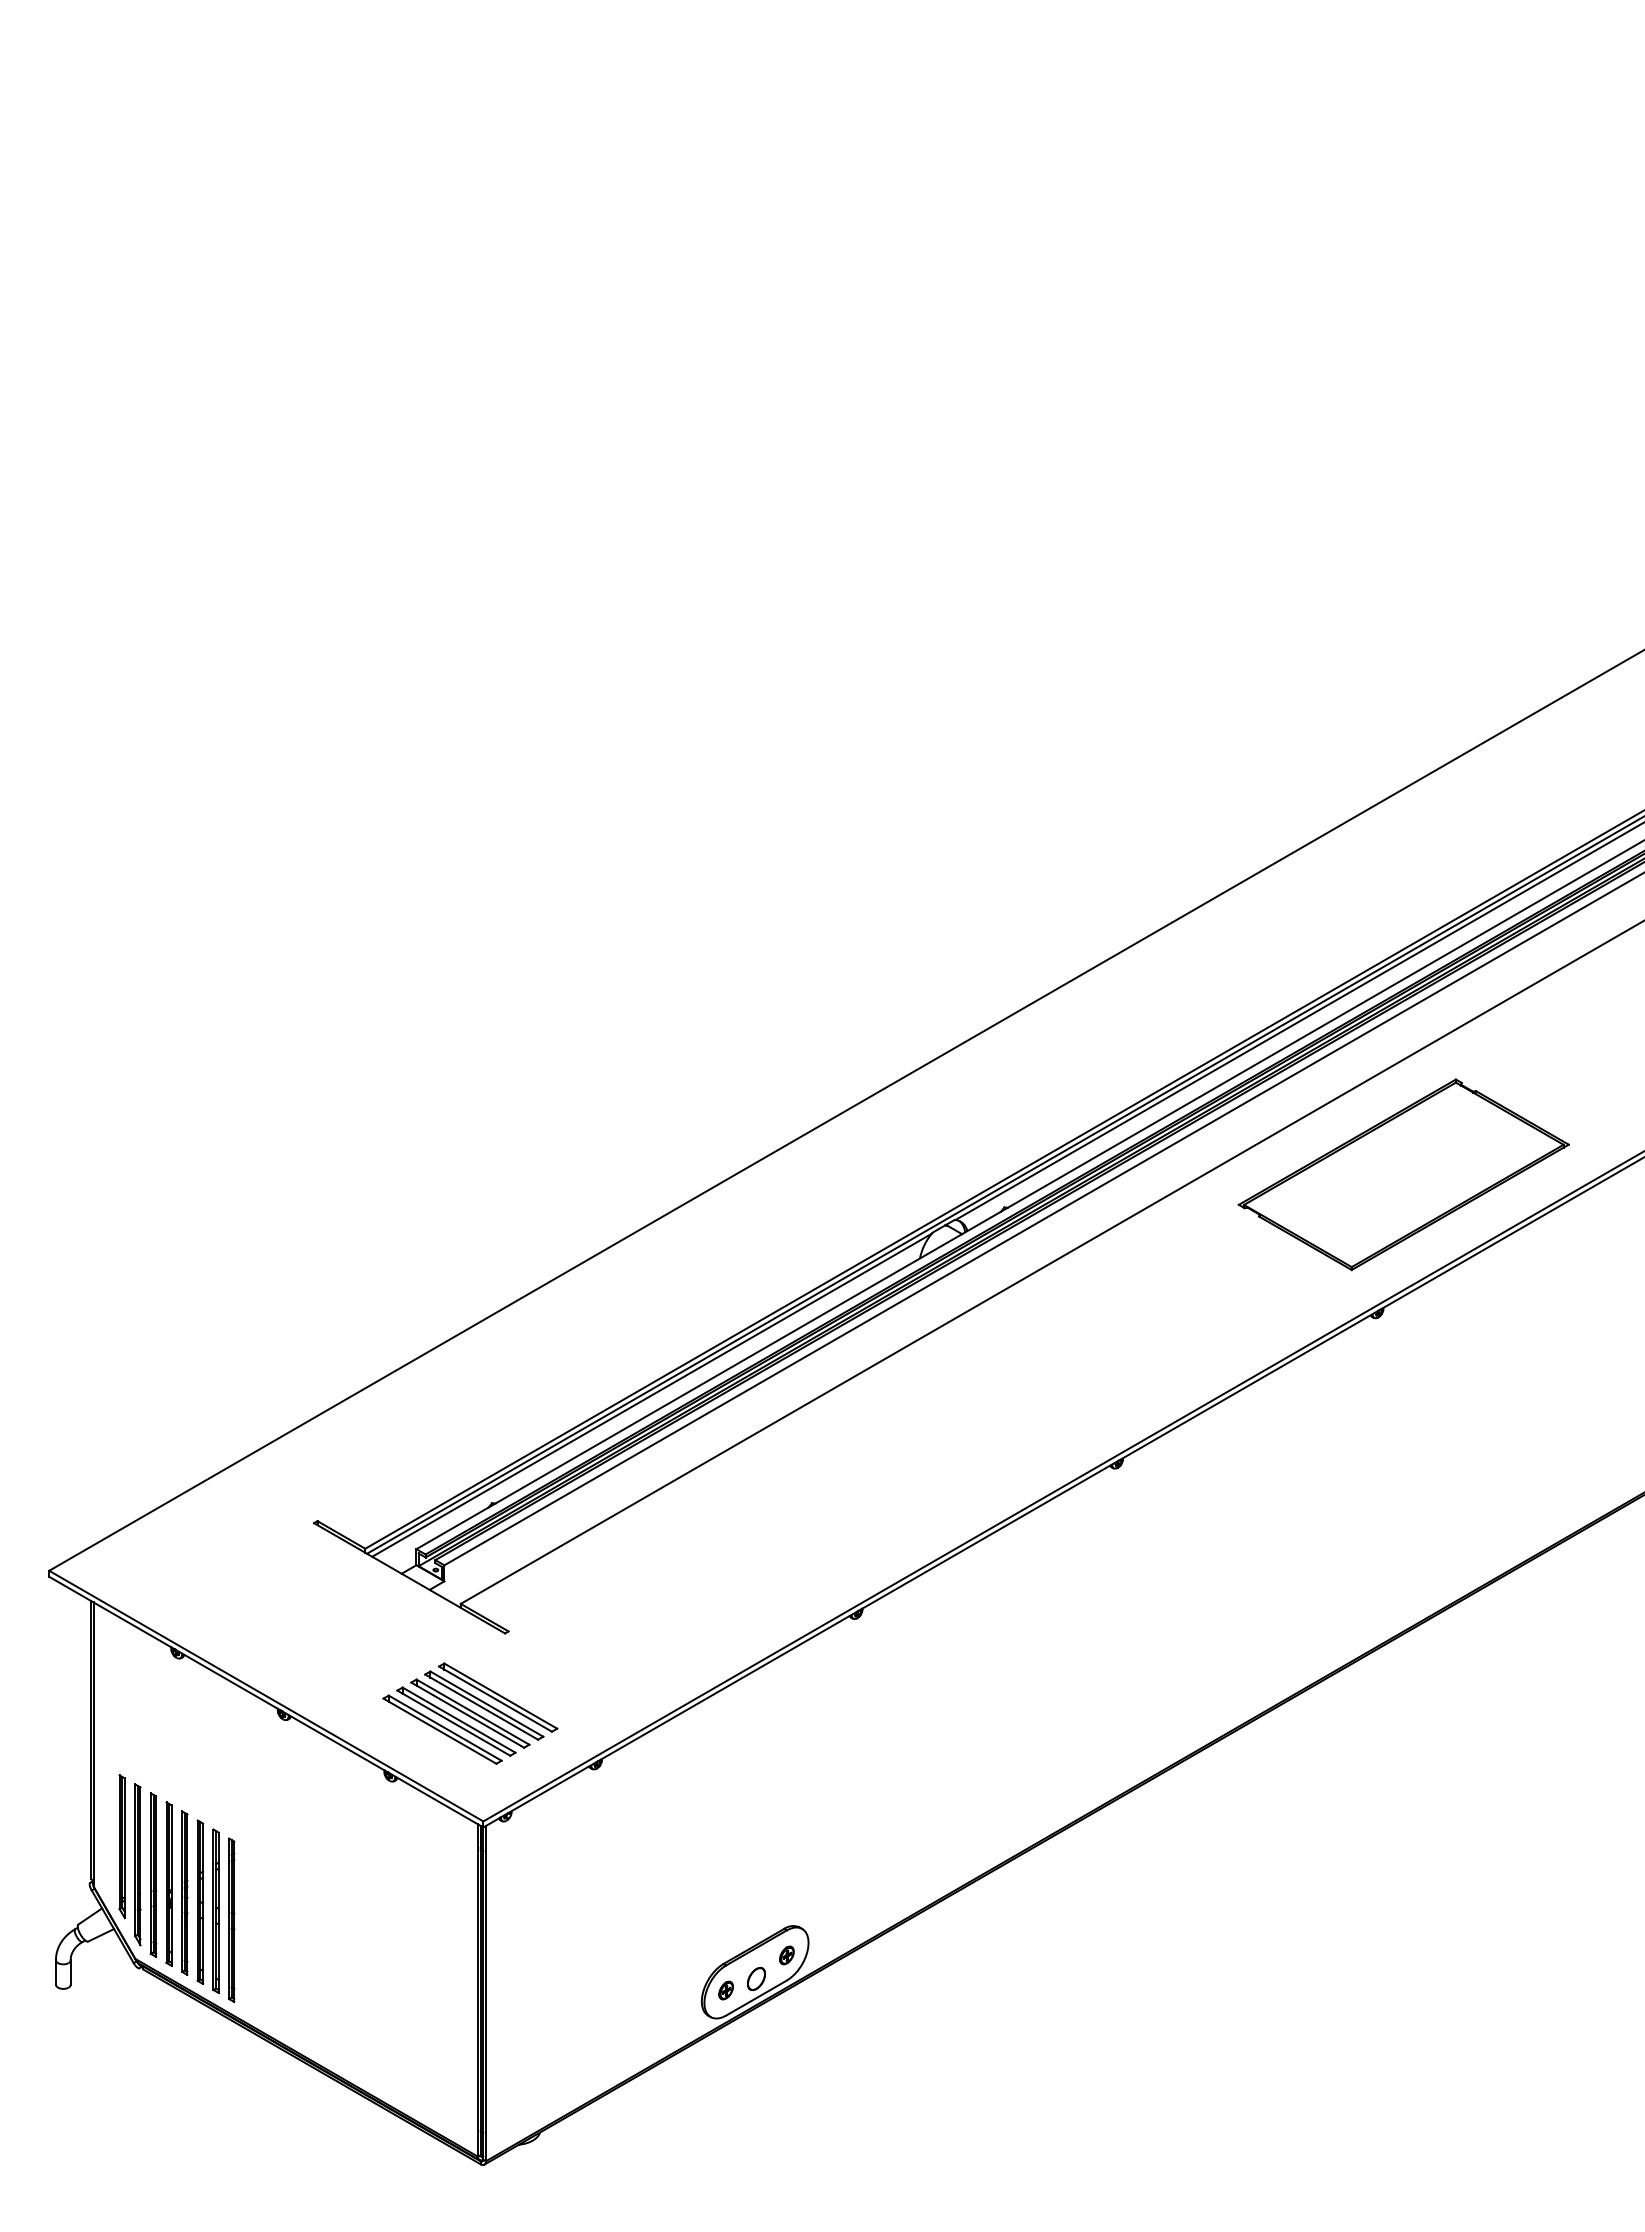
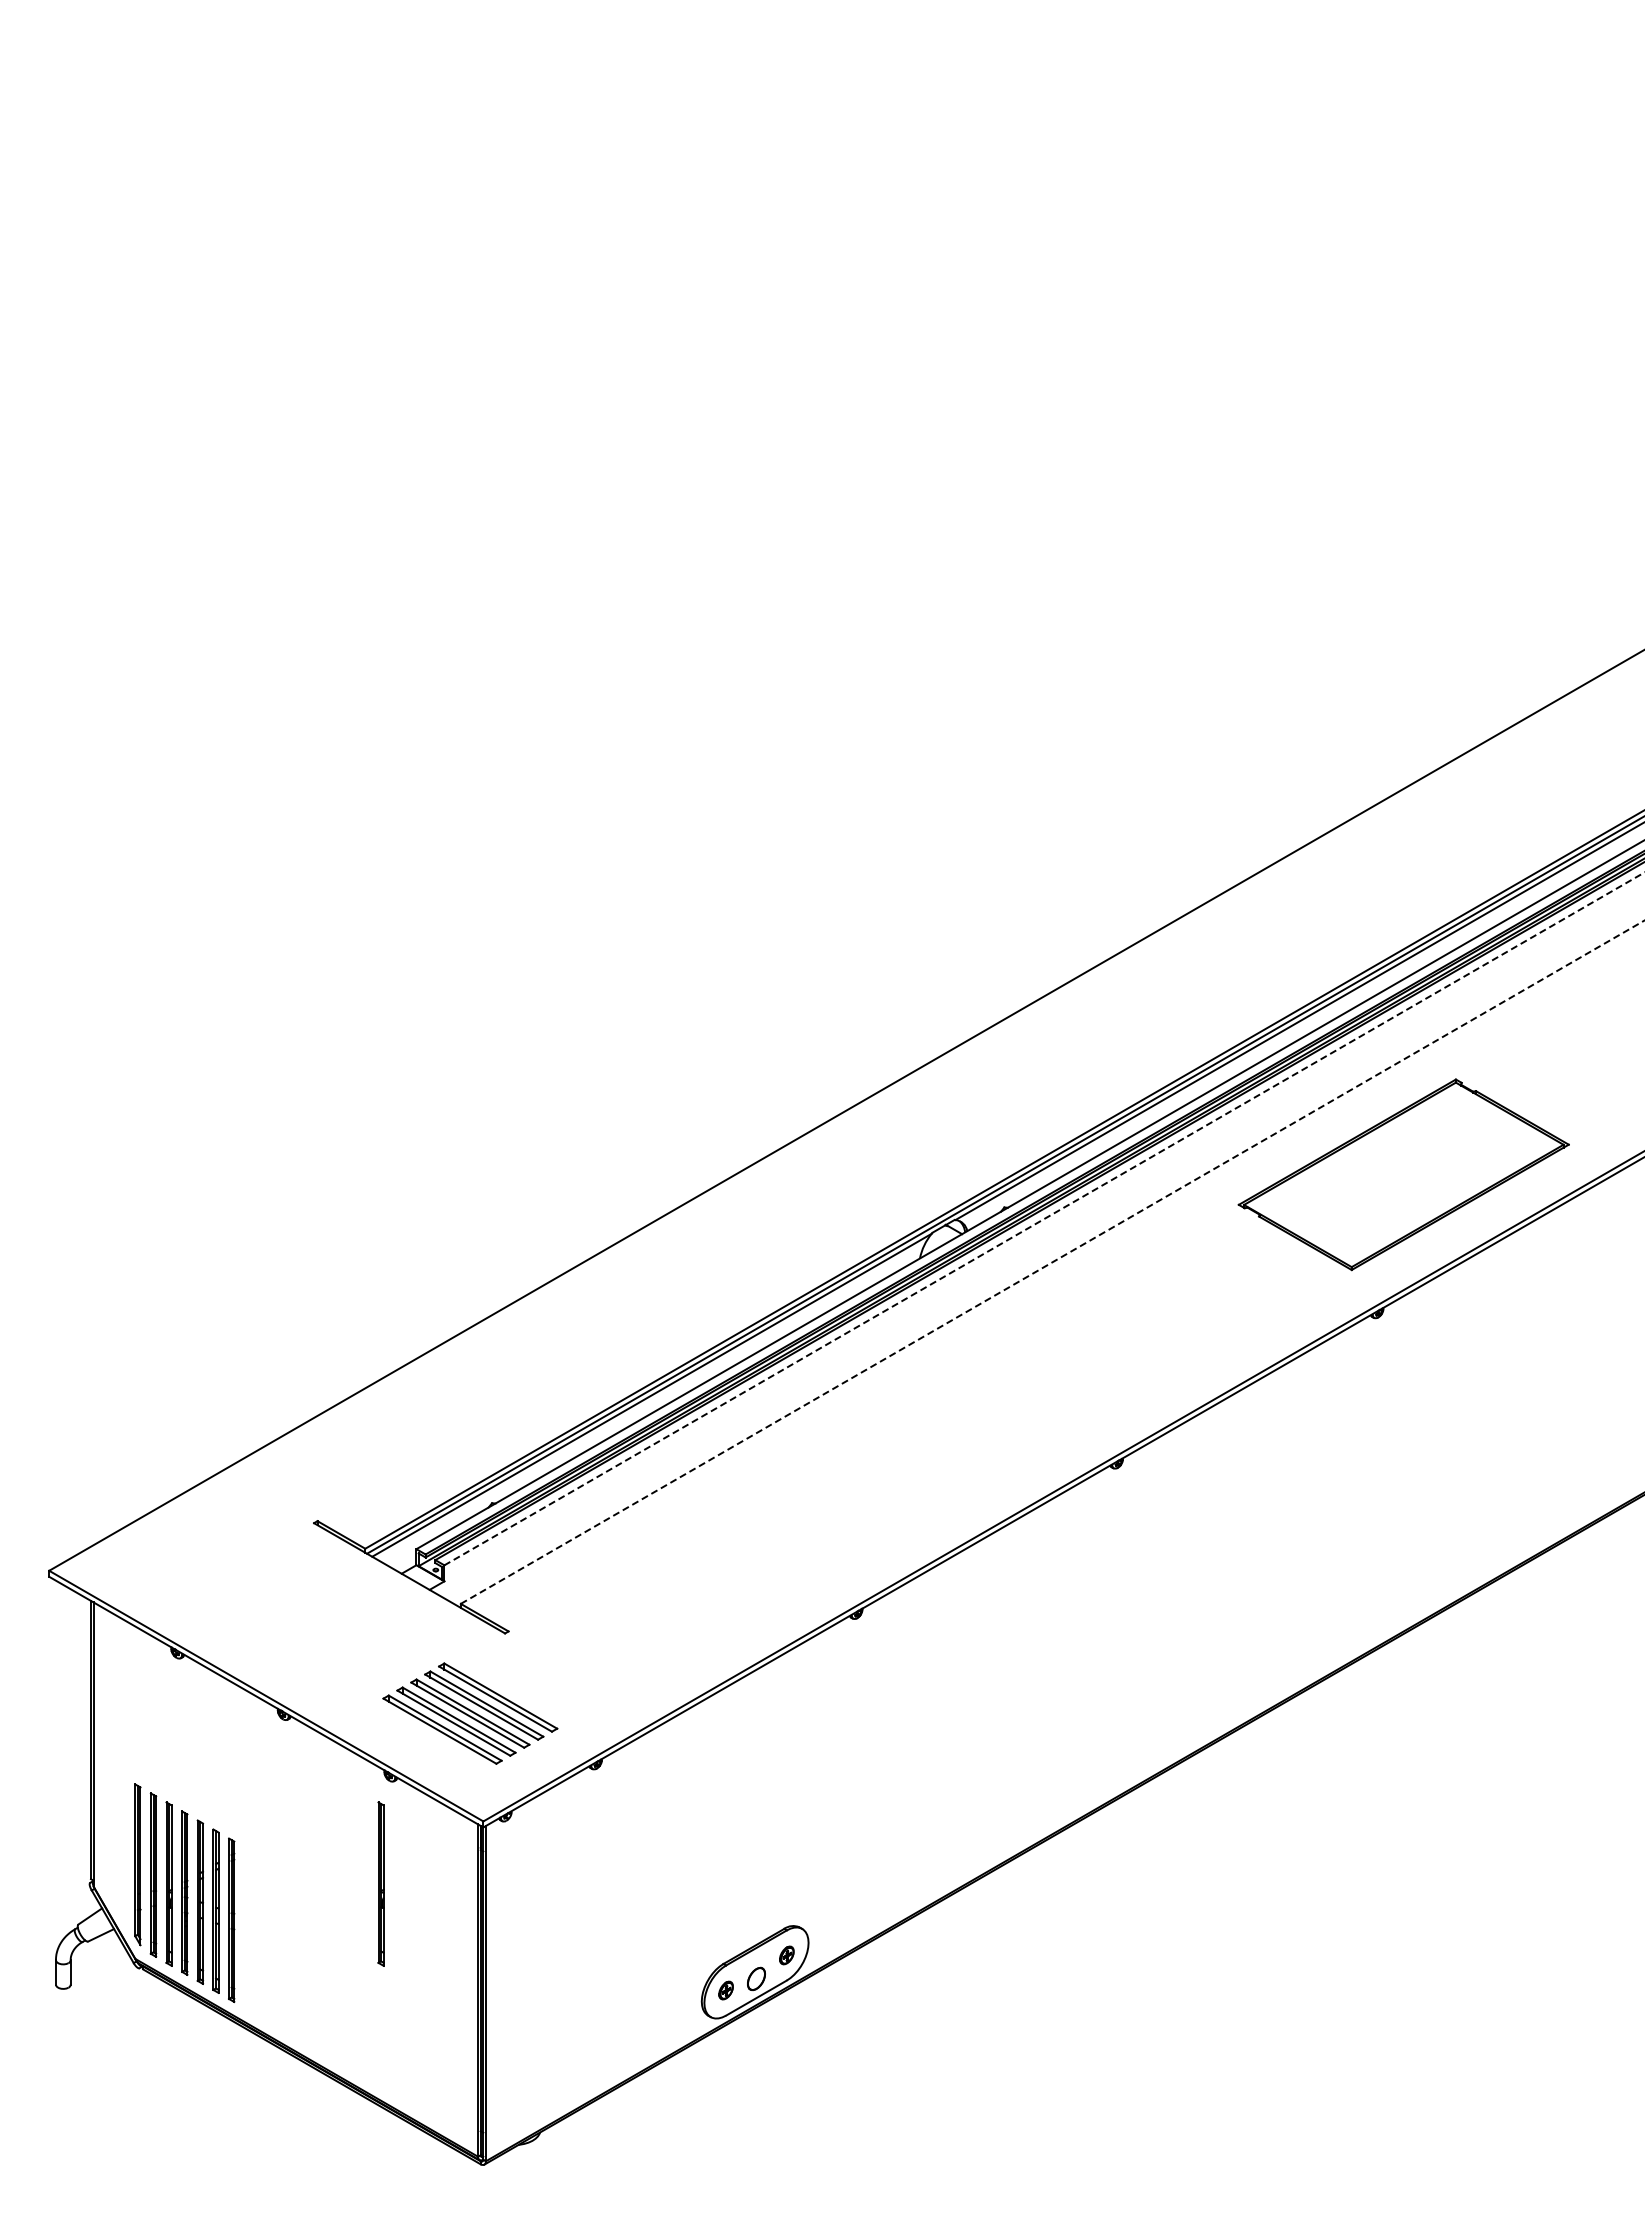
line: solid -> dashed (1044, 1218)
line: solid -> dashed (1053, 1261)
part: present -> none (121, 1846)
part: none -> present (380, 1883)
